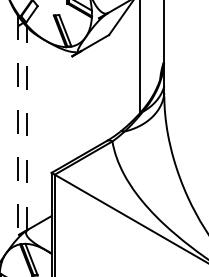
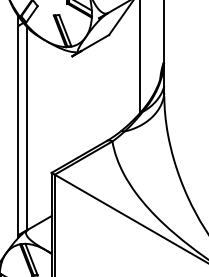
line: dashed -> solid (18, 127)
line: dashed -> solid (26, 128)
